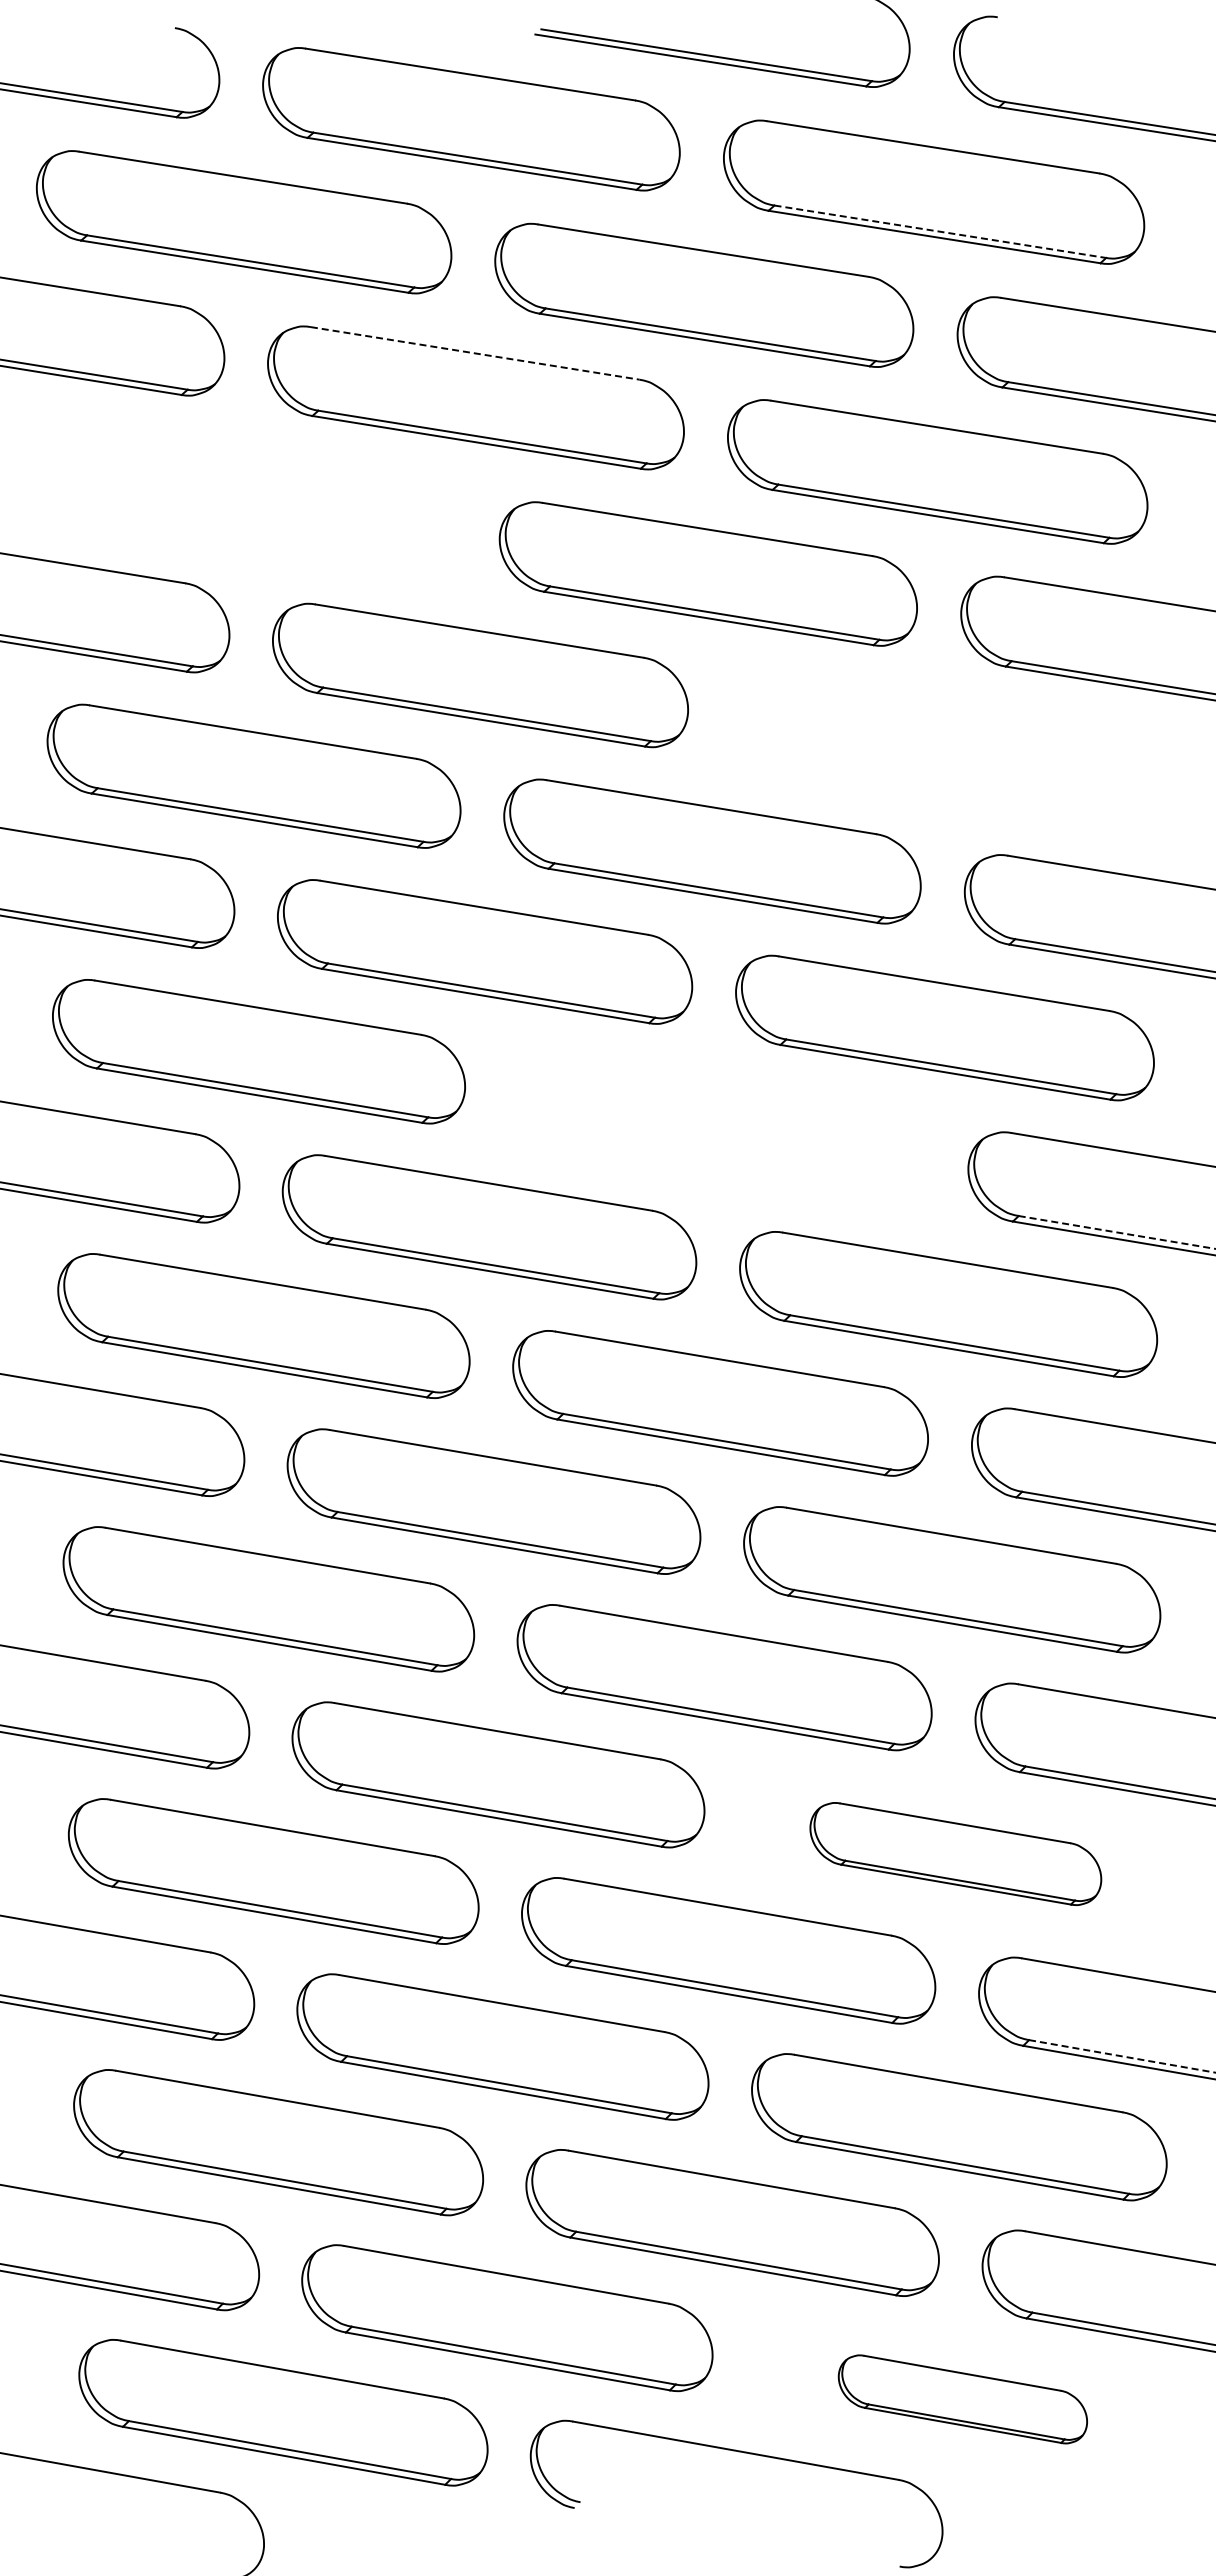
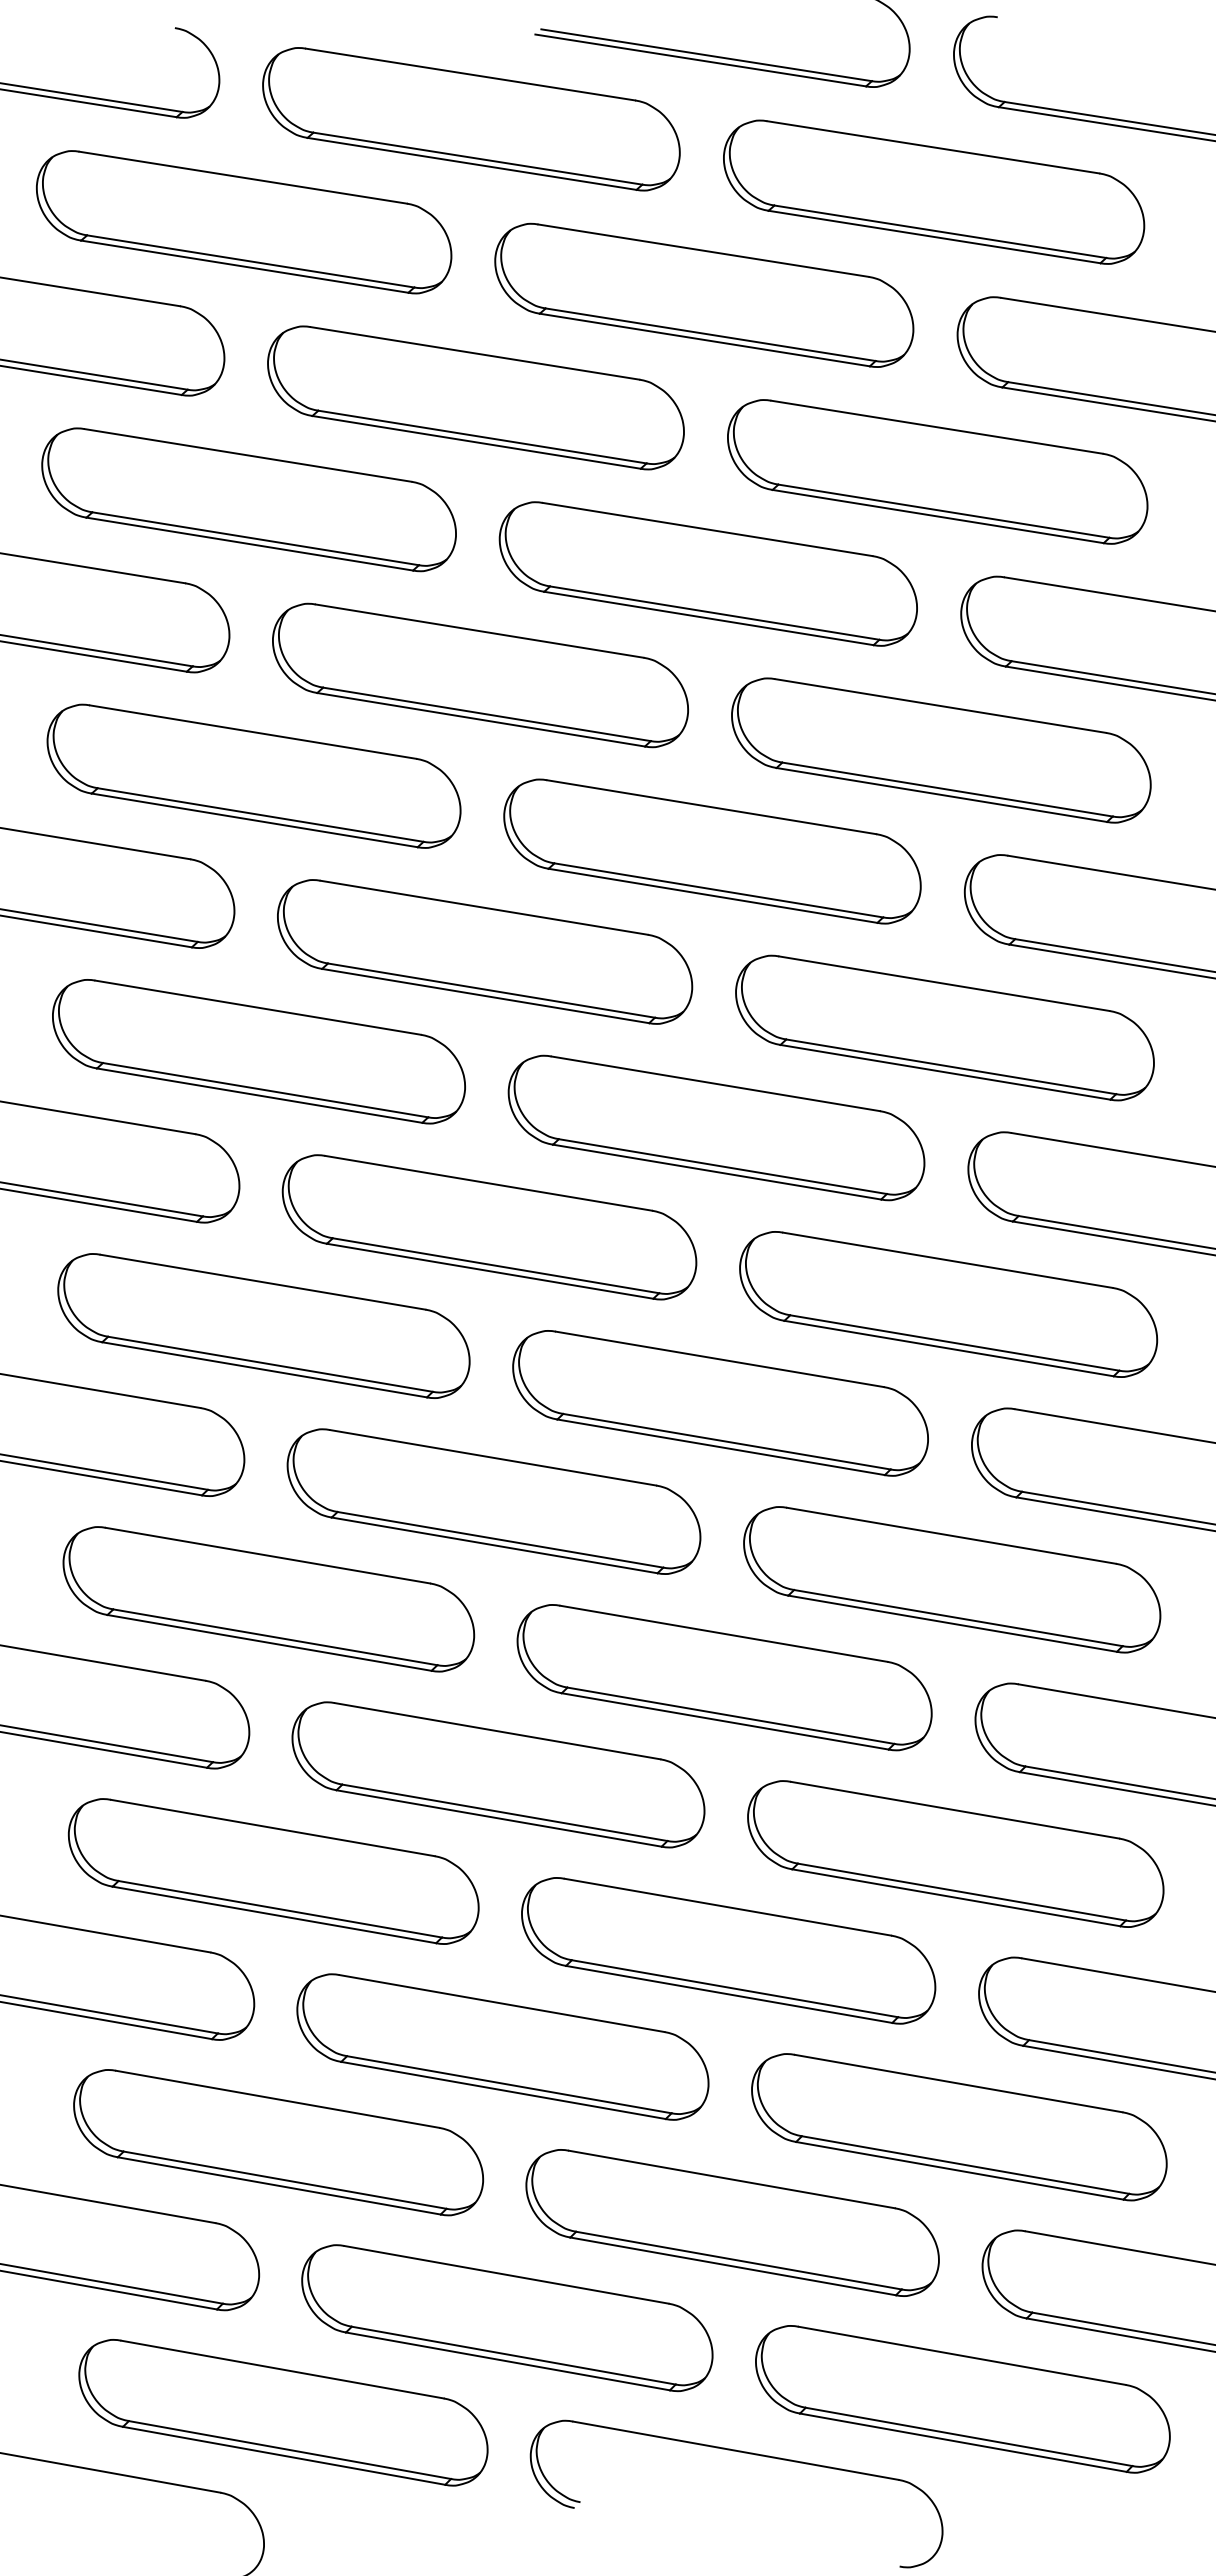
line: dashed -> solid (940, 231)
line: dashed -> solid (475, 353)
part: none -> present (248, 499)
part: none -> present (941, 750)
part: none -> present (716, 1127)
line: dashed -> solid (1117, 1232)
part size: 294x104 px -> 418x148 px (955, 1853)
line: dashed -> solid (1122, 2056)
part size: 251x91 px -> 416x149 px (962, 2399)
